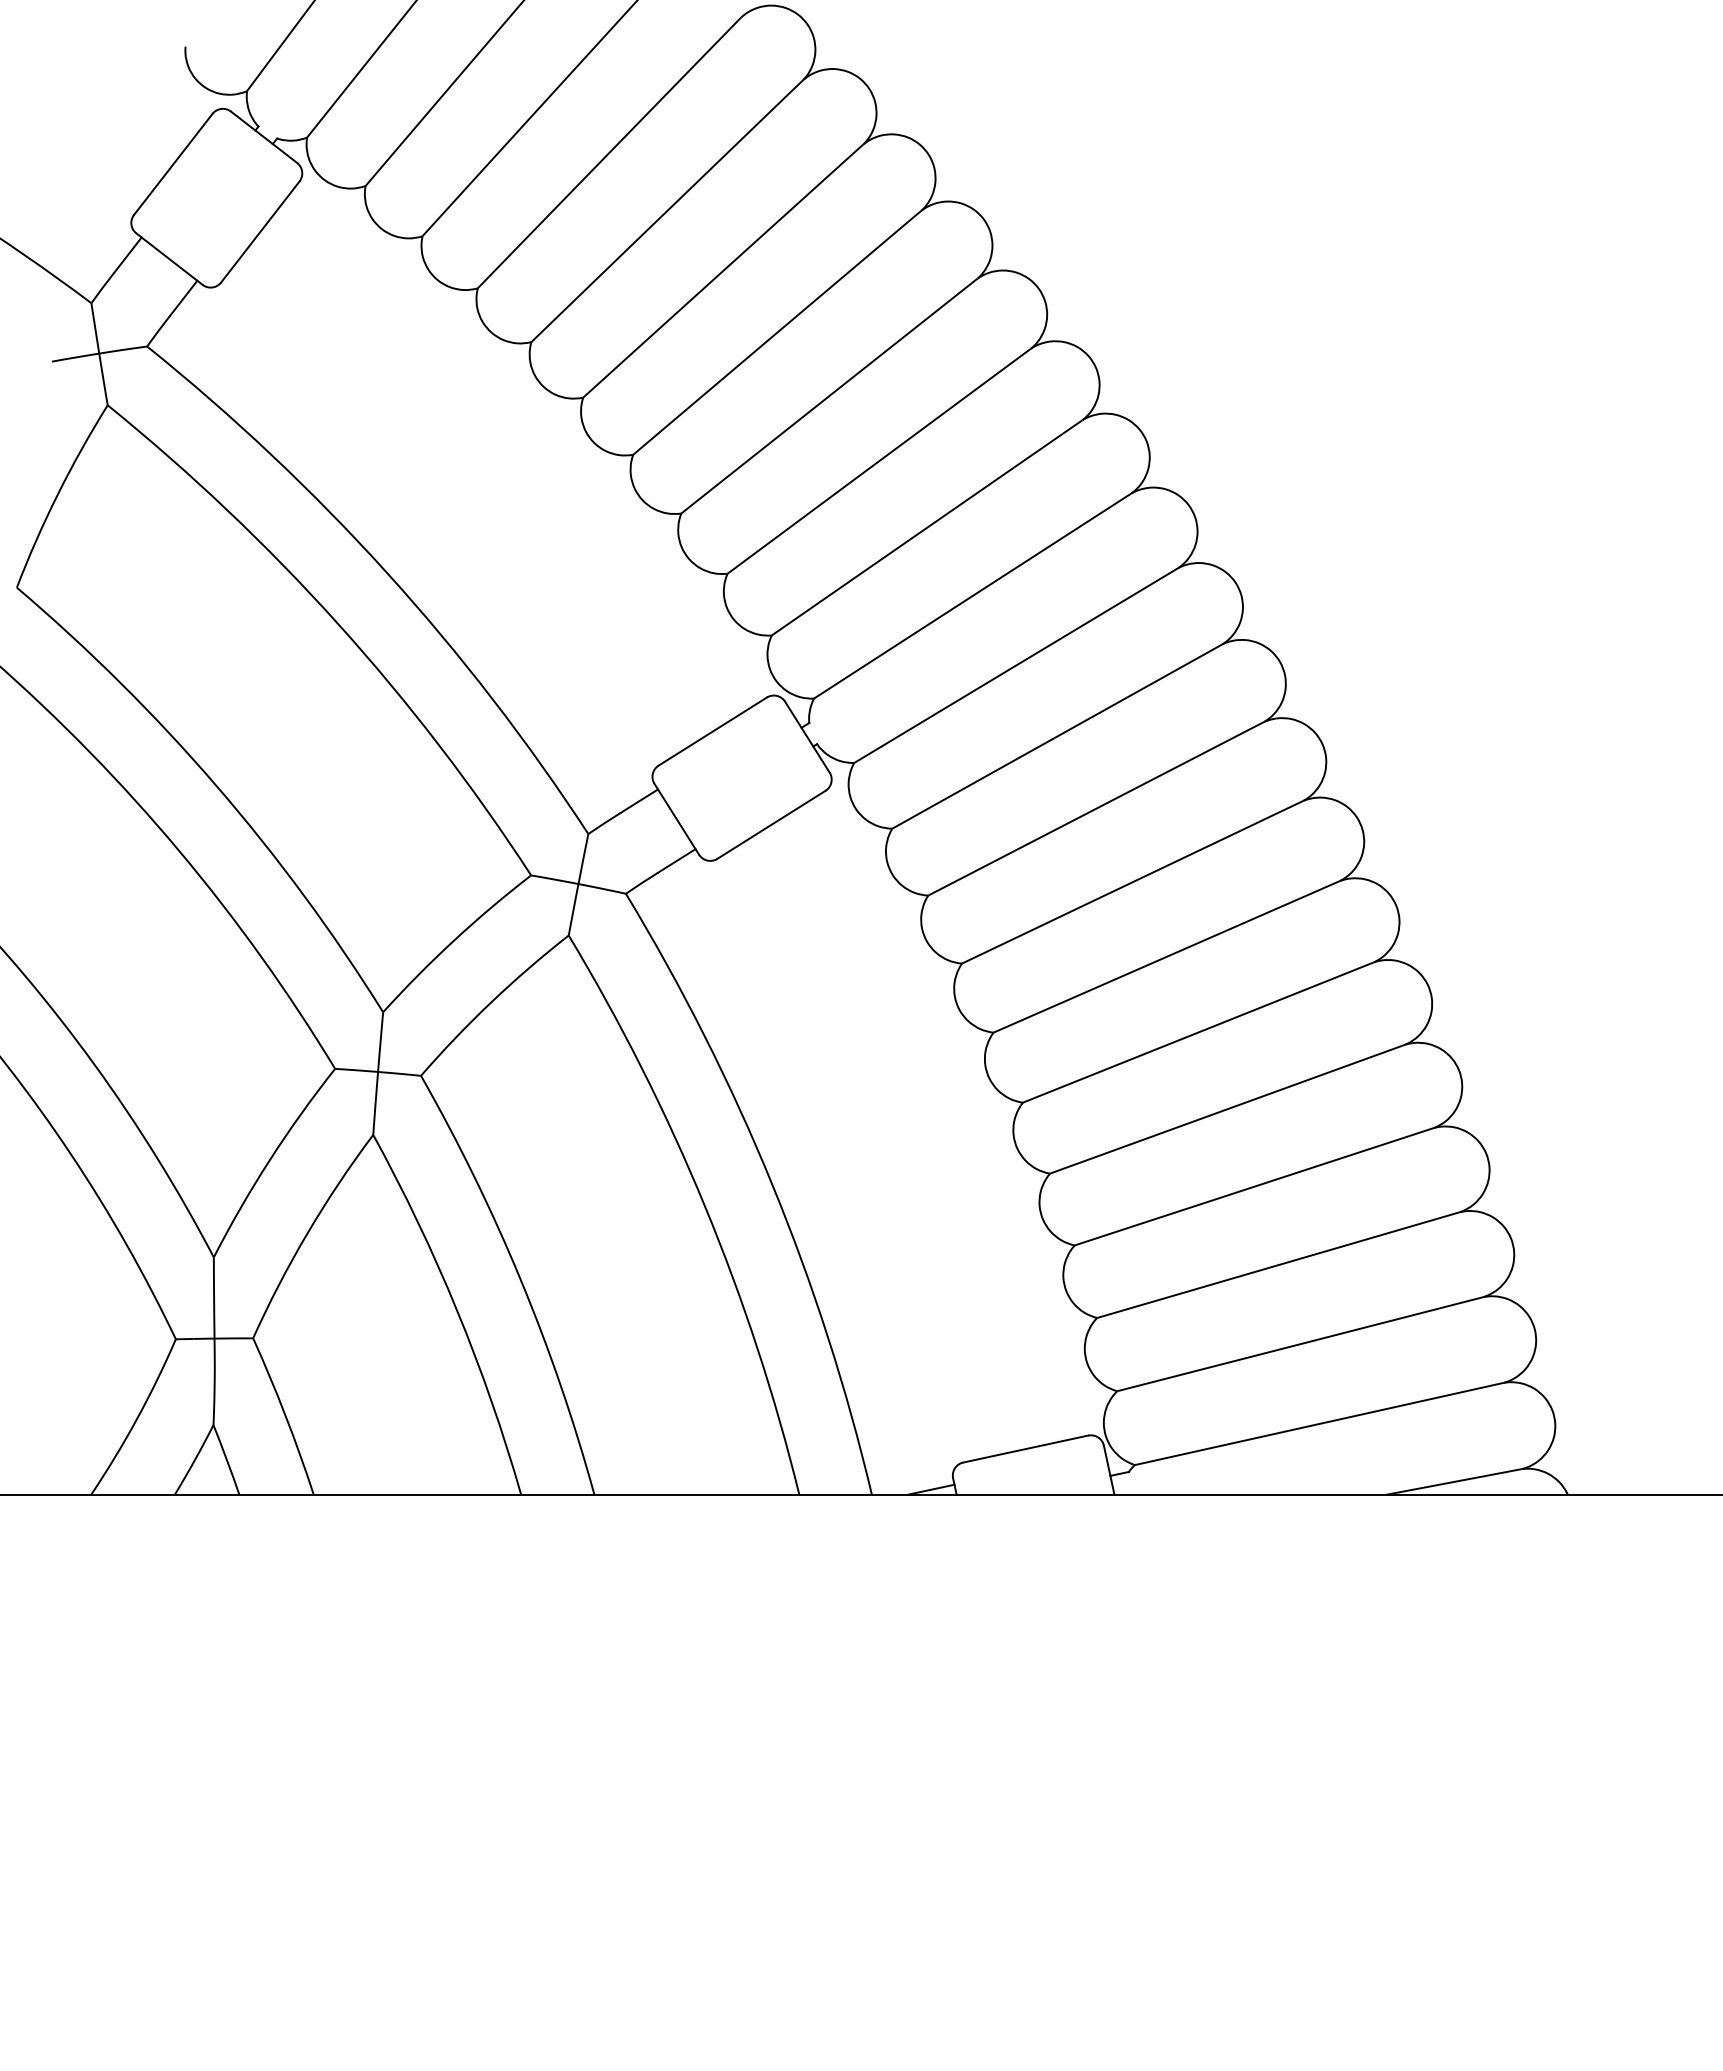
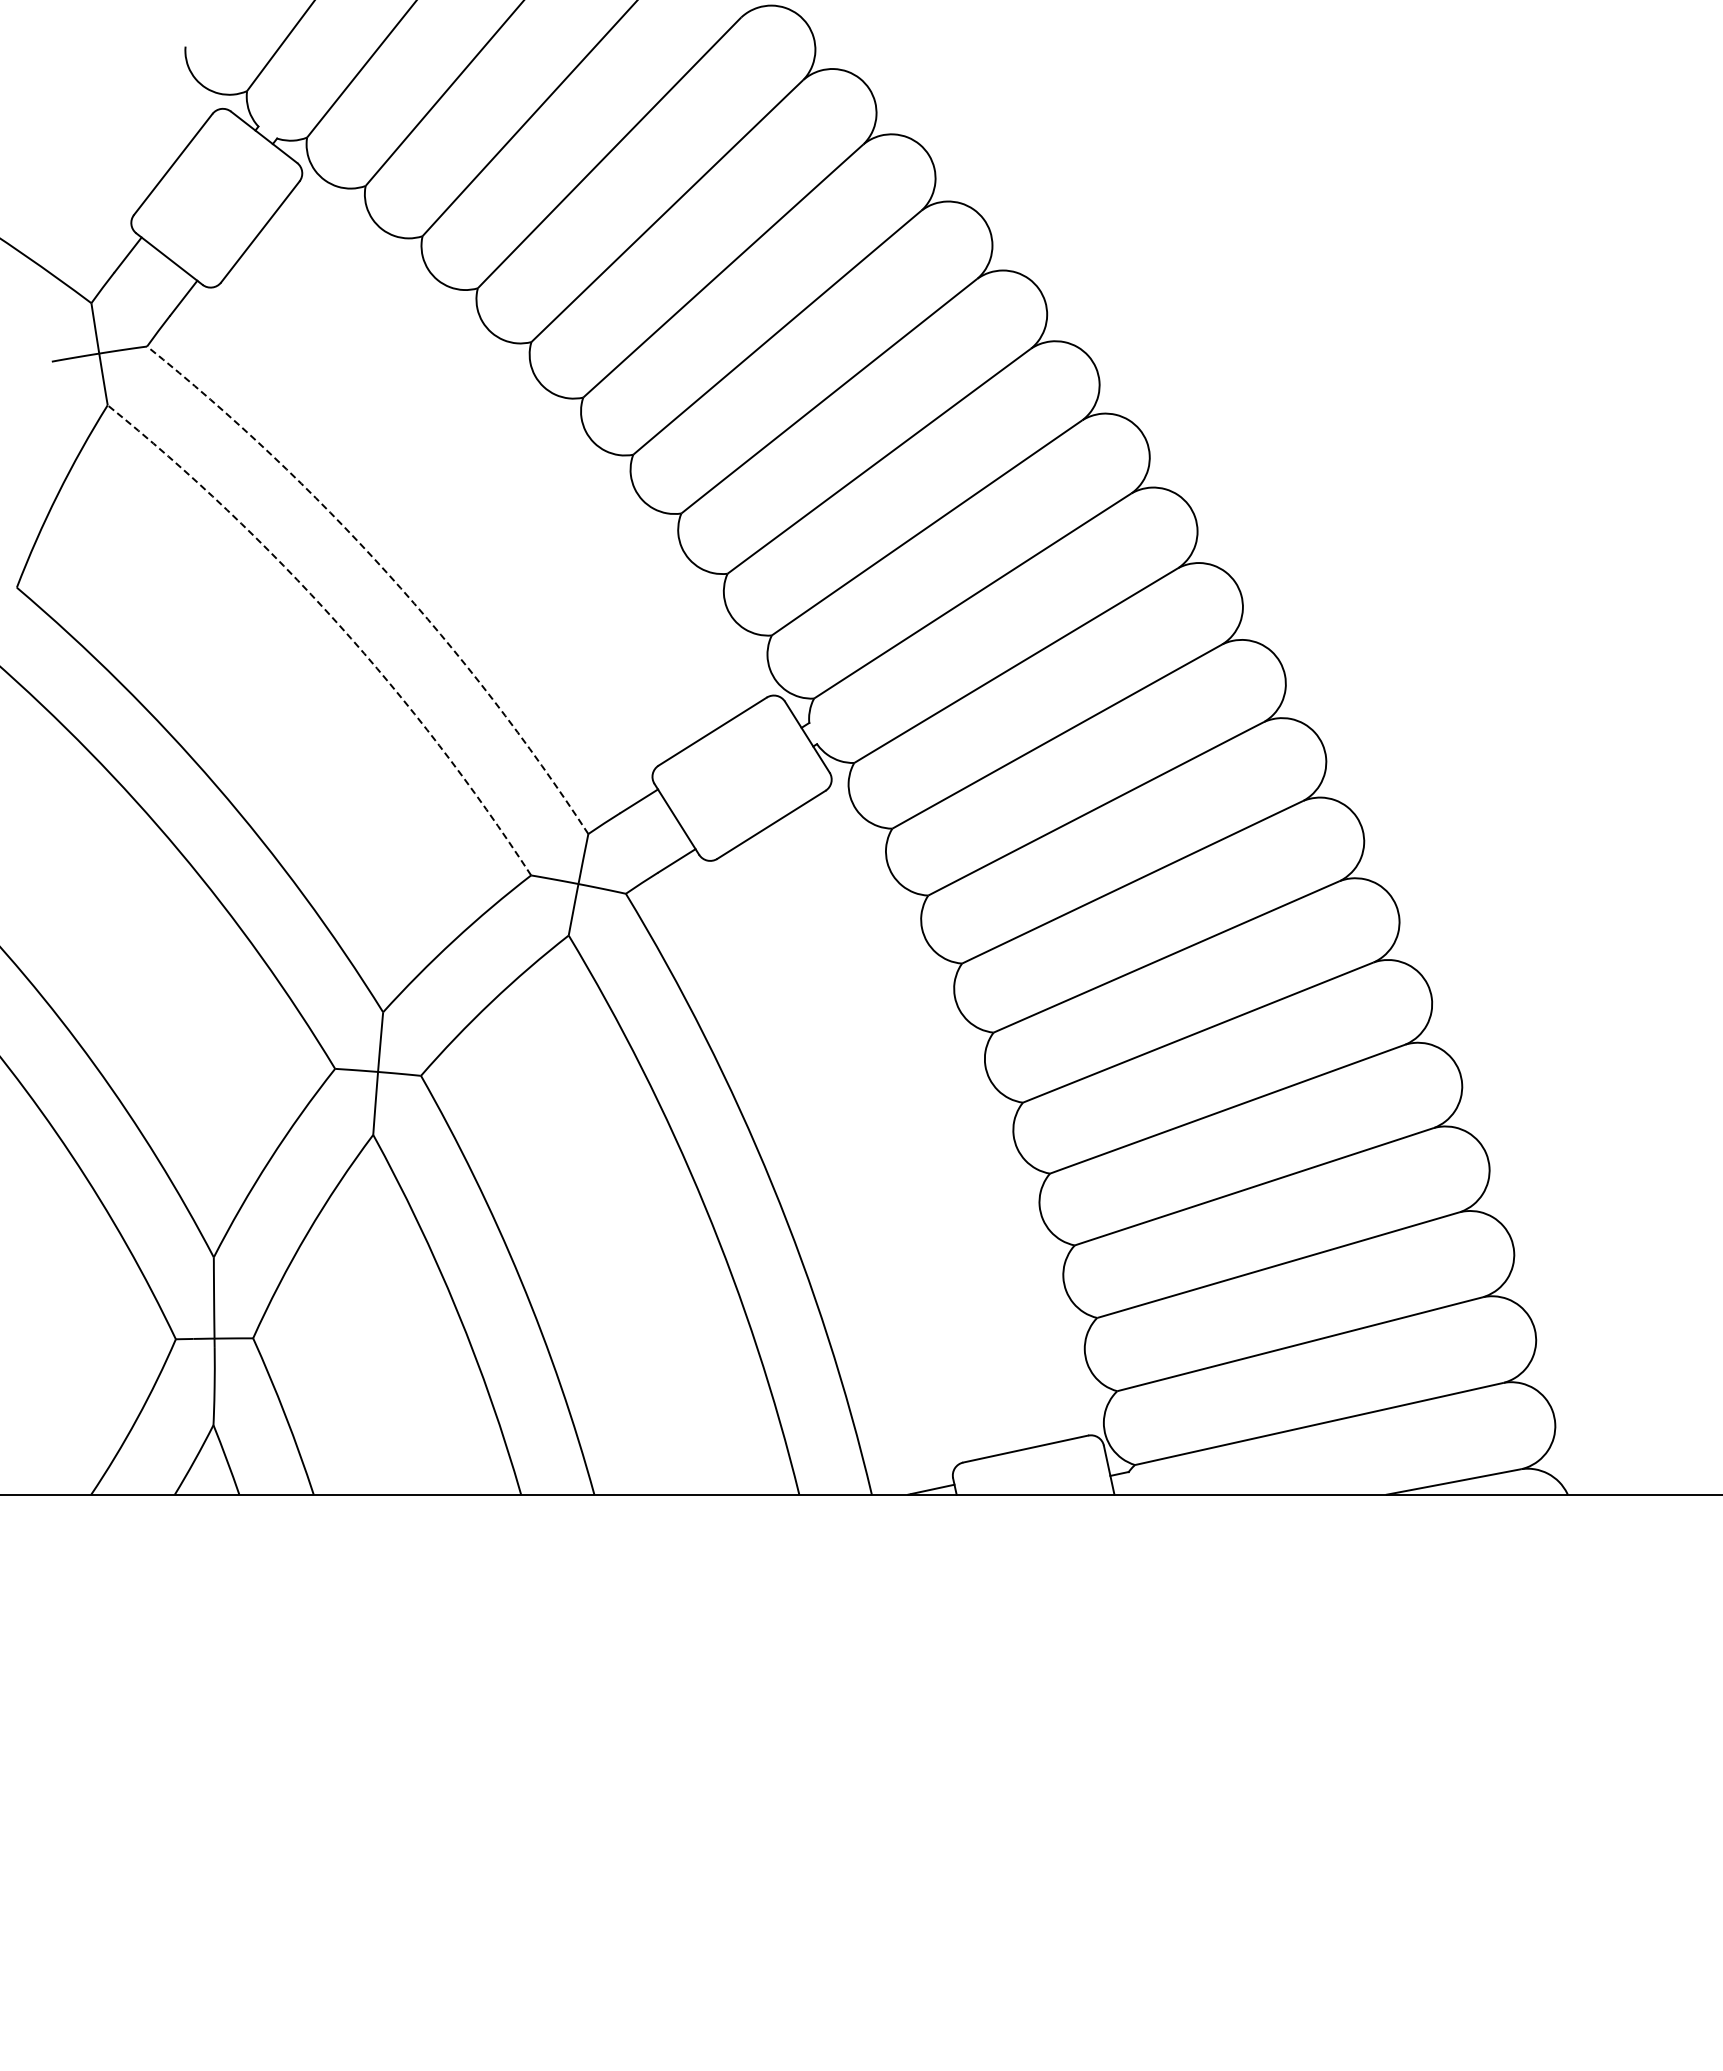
arc: solid -> dashed (387, 572)
arc: solid -> dashed (337, 623)
